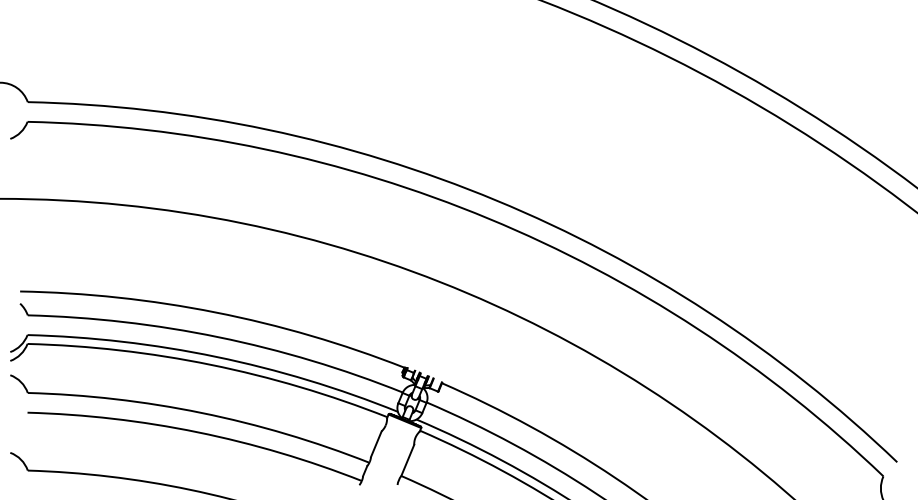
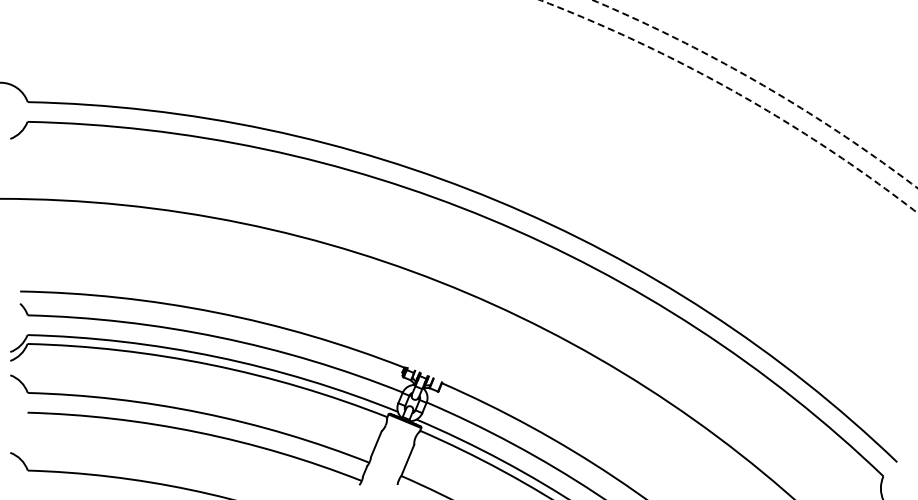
arc: solid -> dashed (760, 83)
arc: solid -> dashed (737, 93)
